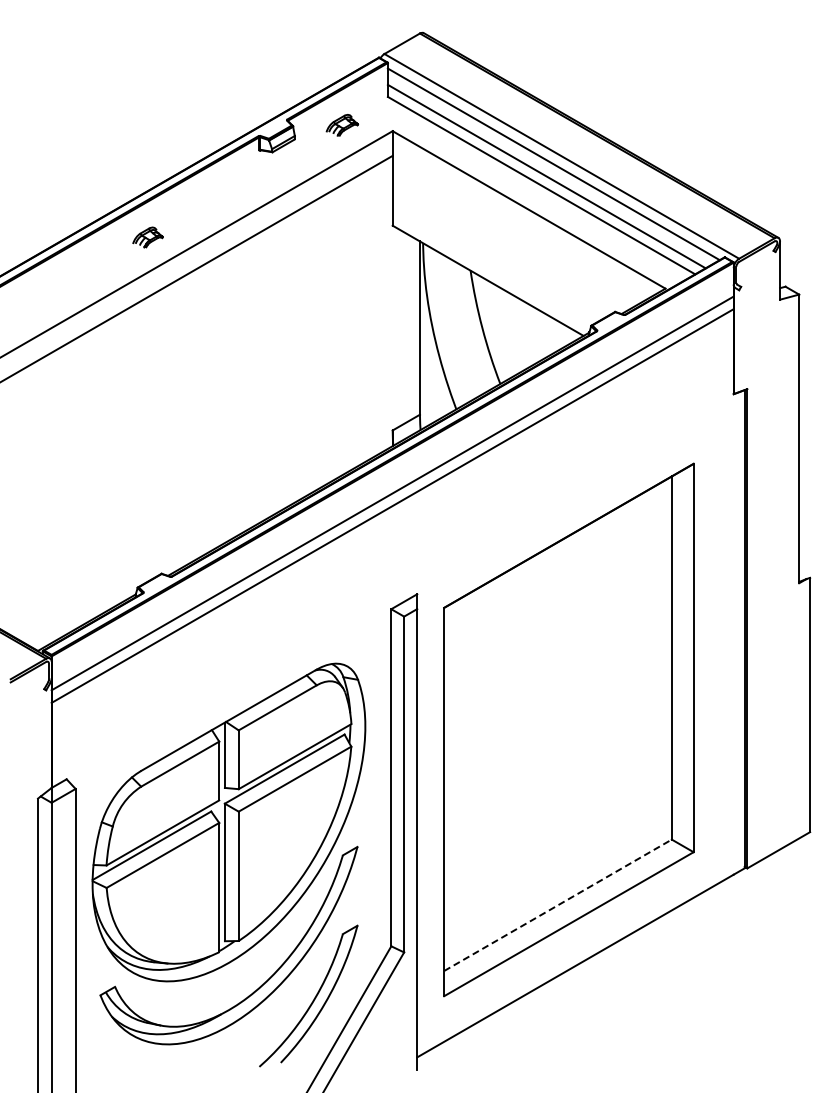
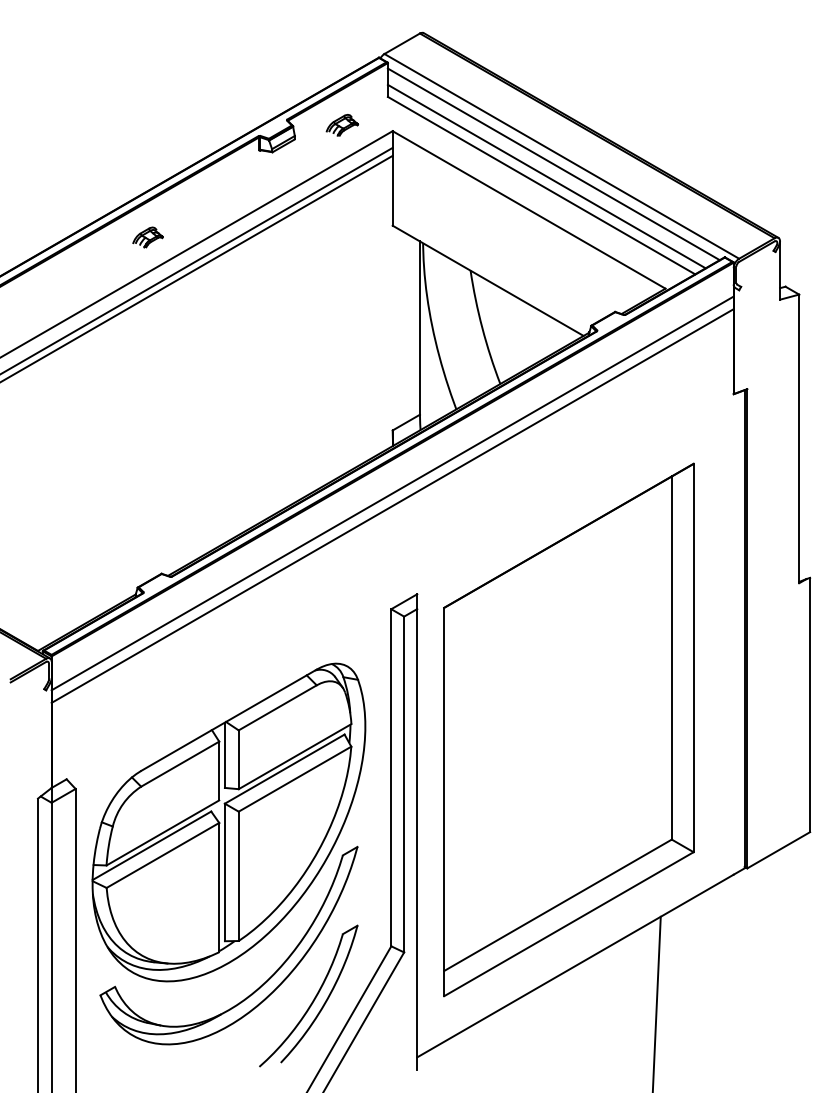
line: none -> present (197, 260)
line: dashed -> solid (558, 905)
line: none -> present (656, 1002)
